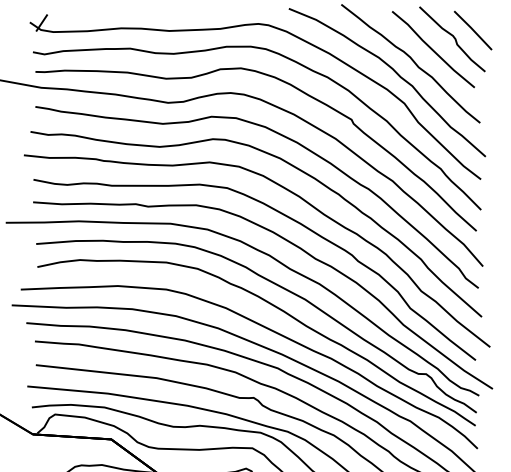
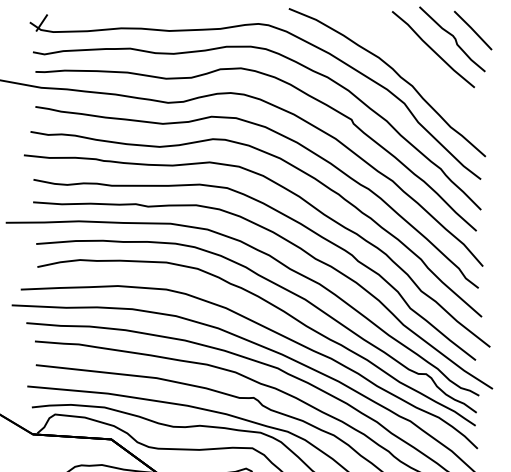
curve: present -> none (412, 61)
